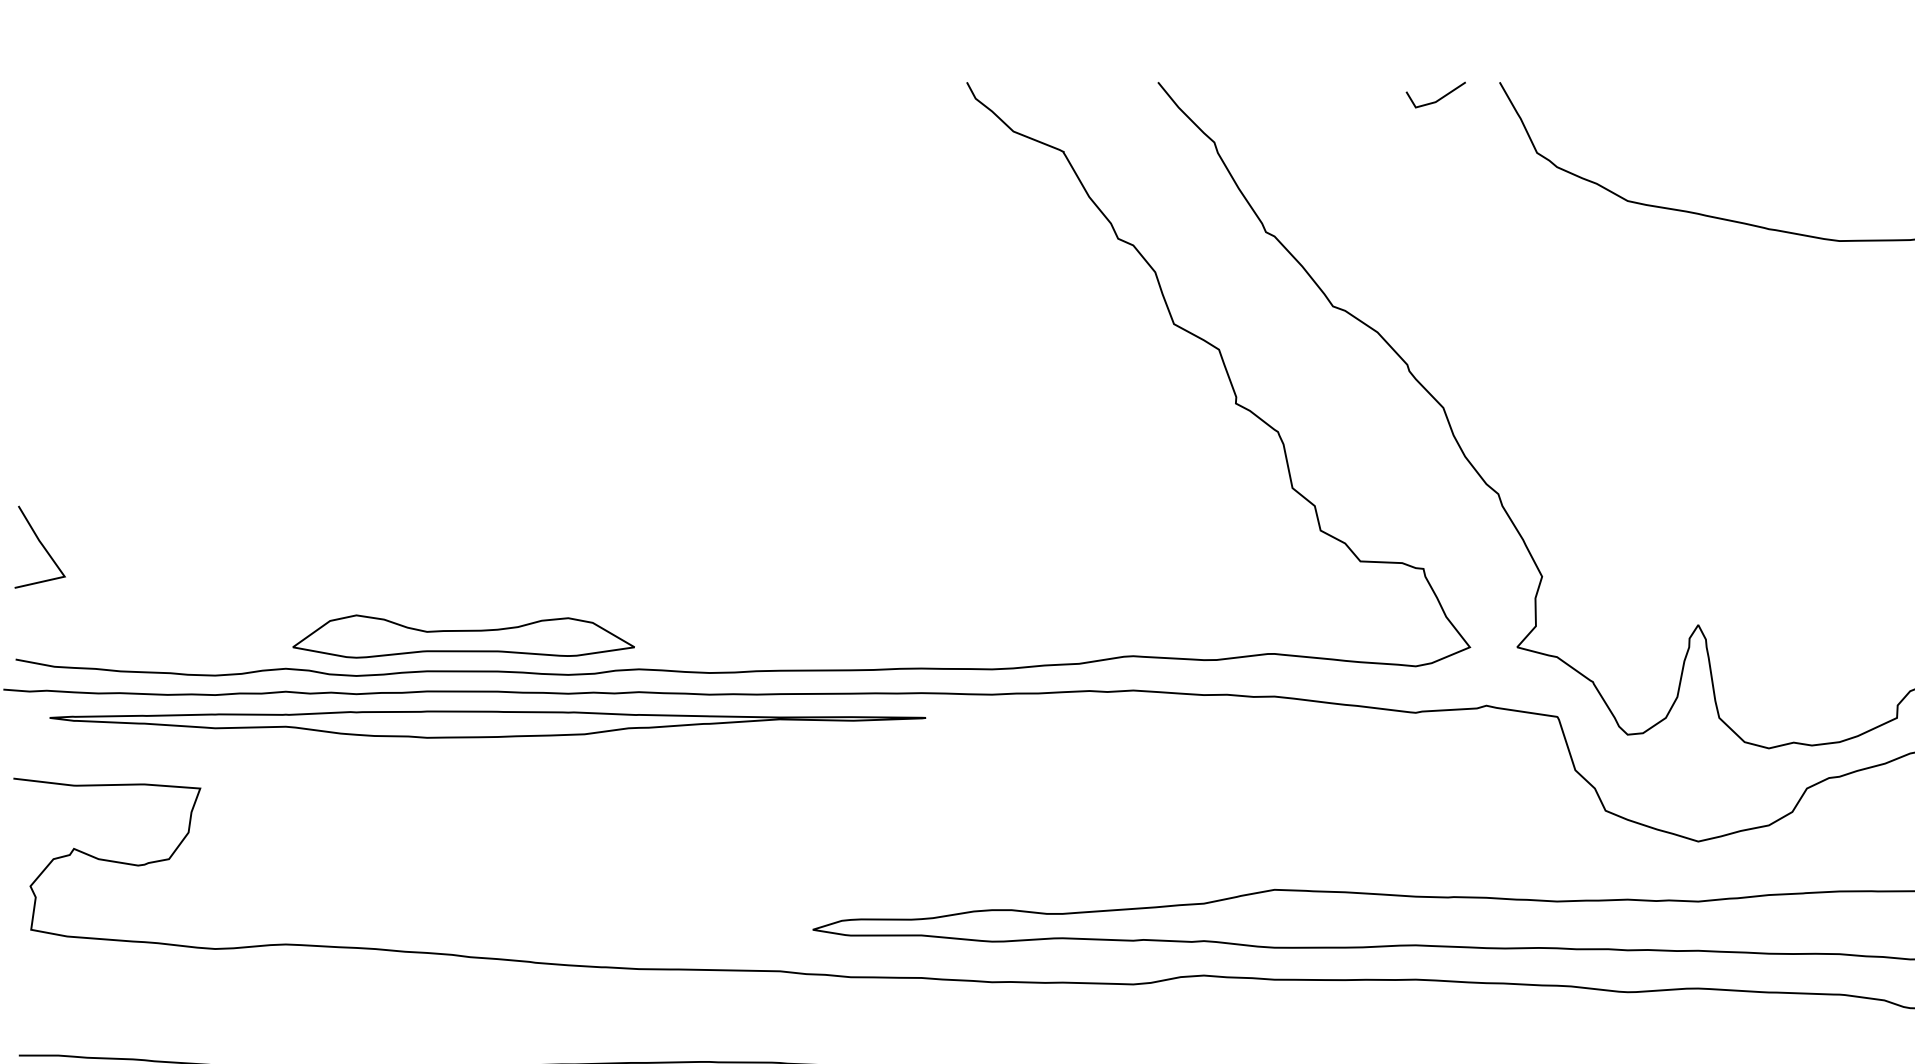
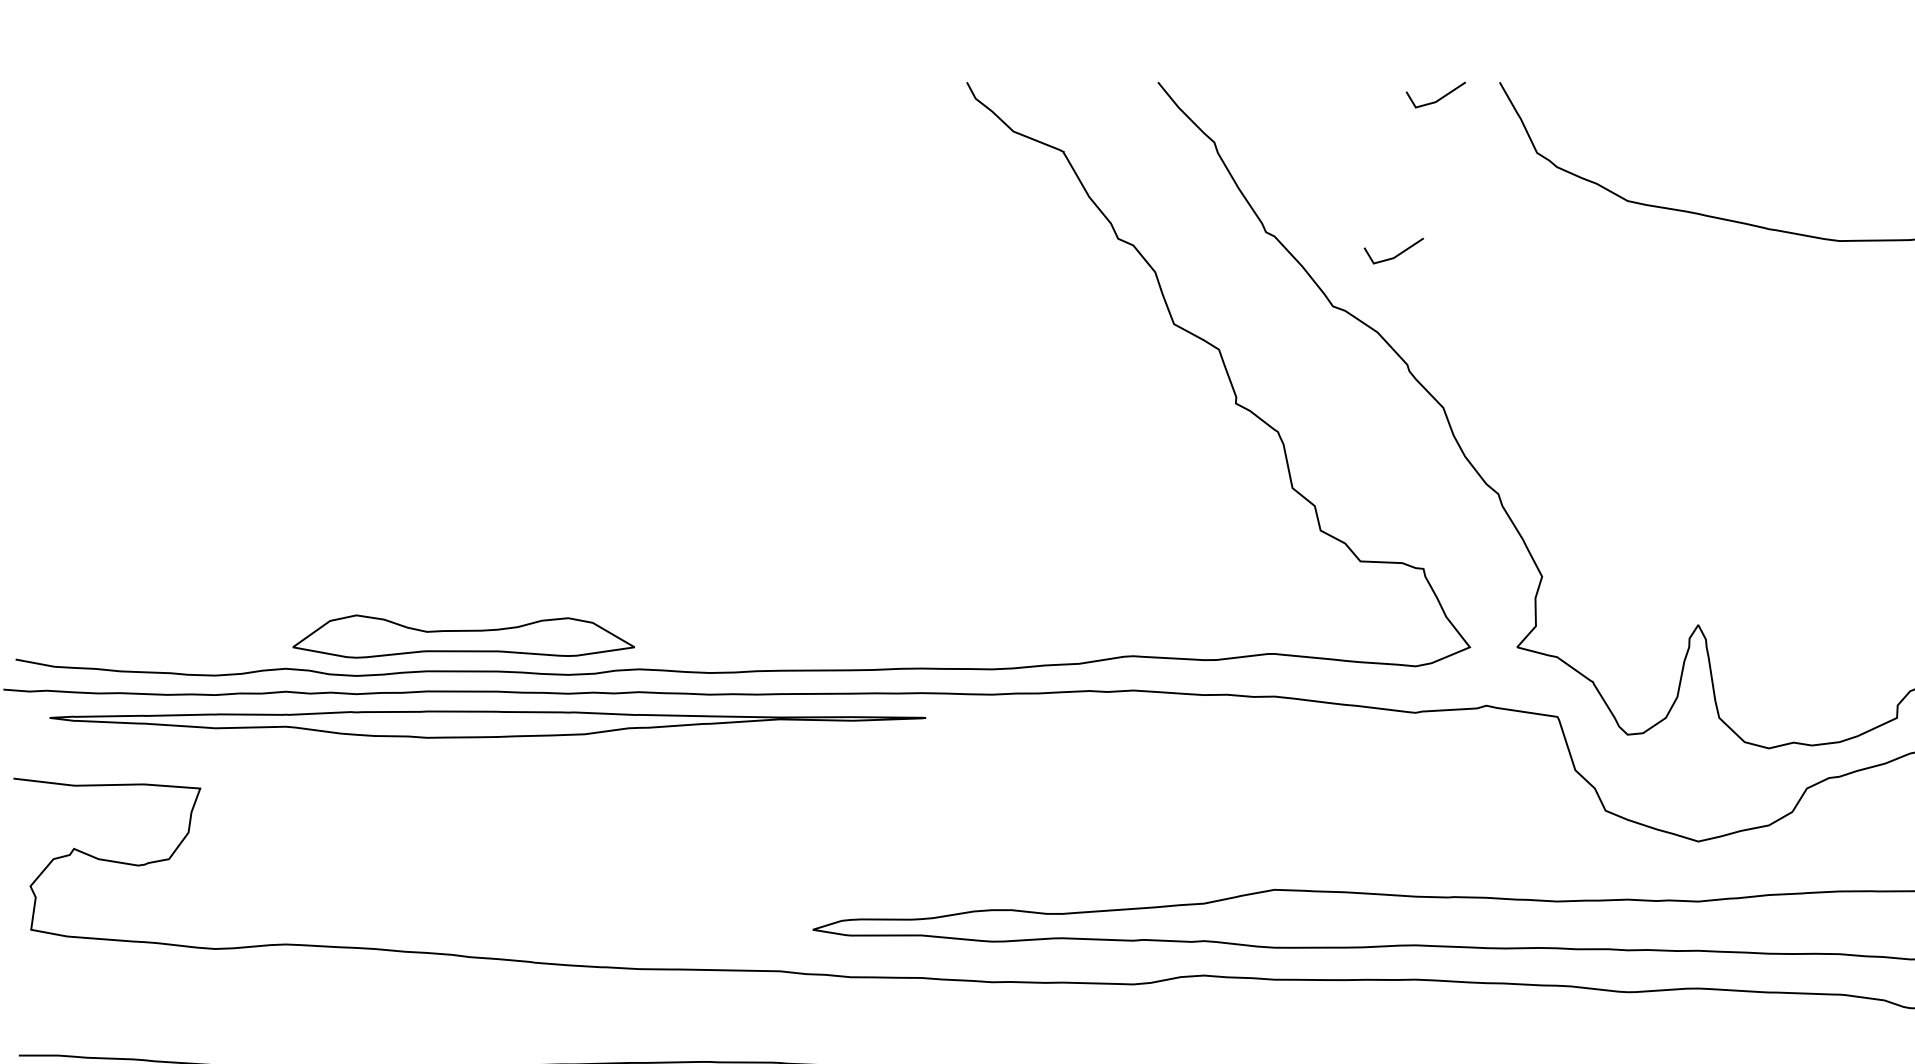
line: none -> present (1395, 255)
line: present -> none (40, 544)
